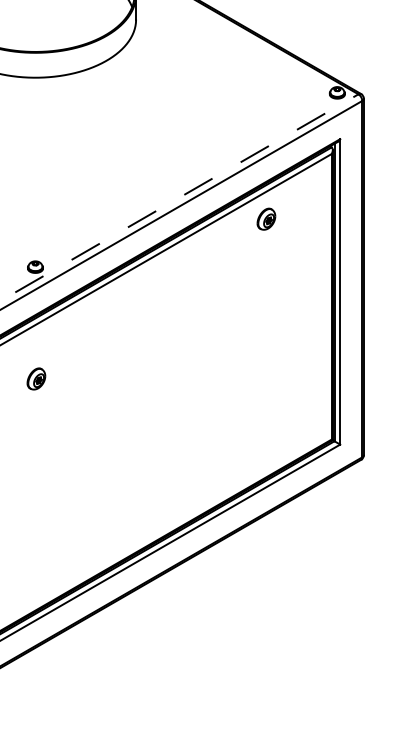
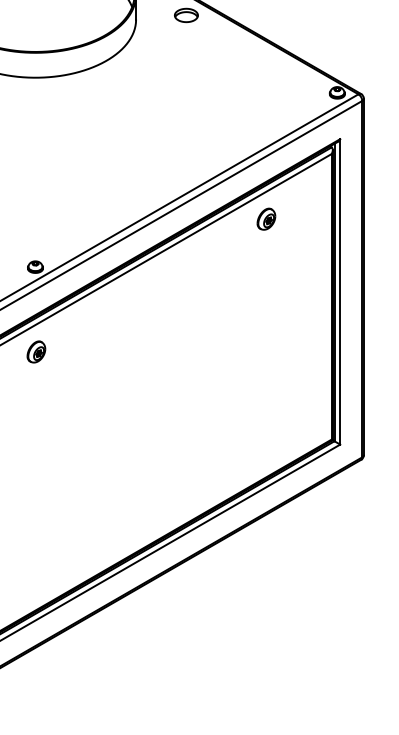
part: none -> present (186, 15)
line: dashed -> solid (179, 197)
part position: (36, 378) -> (36, 351) (36, 351)
